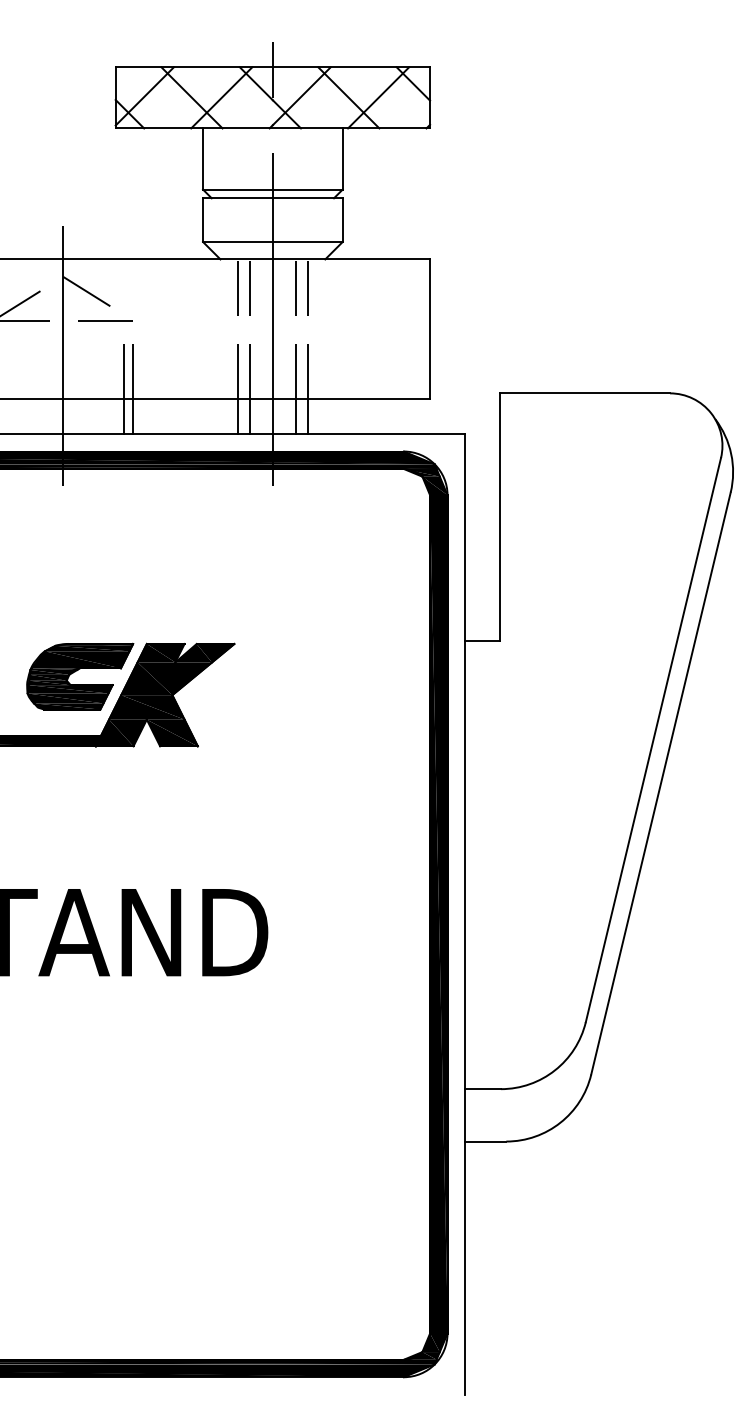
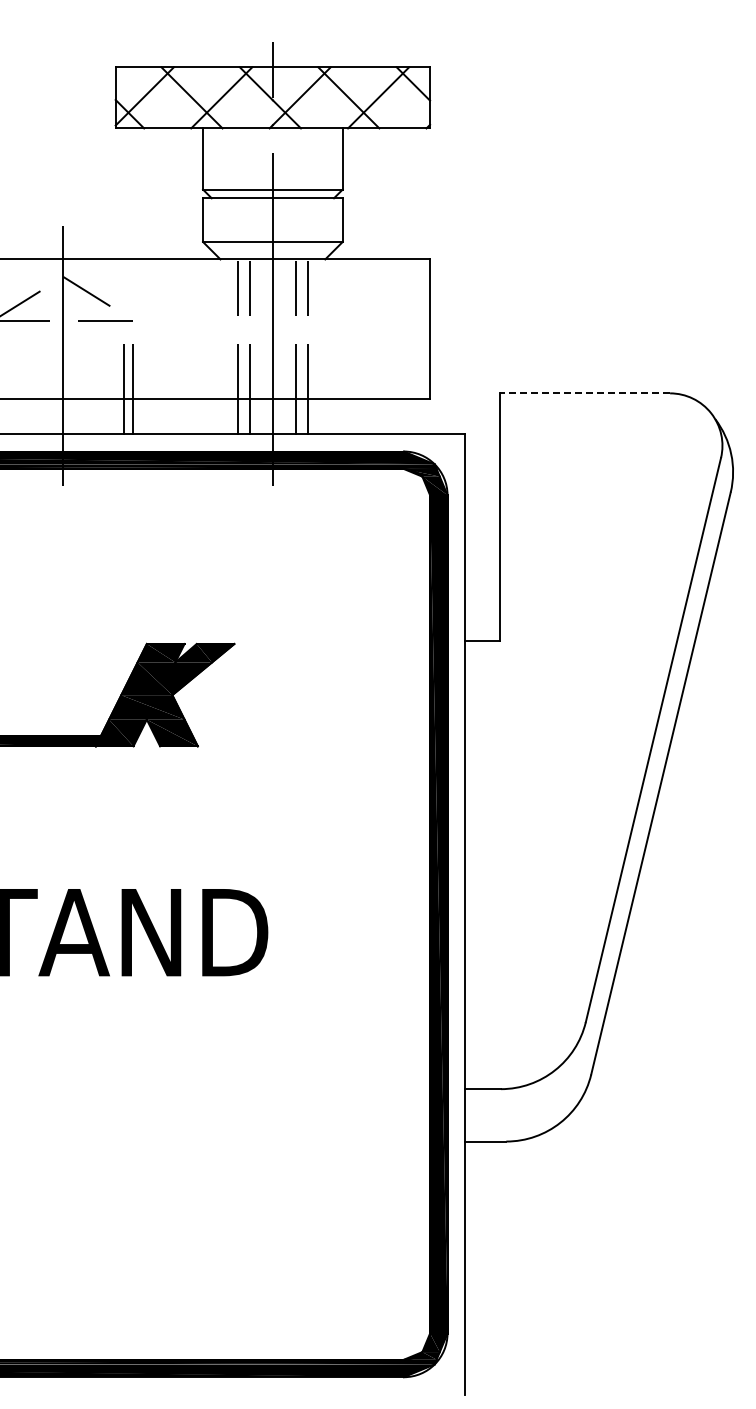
line: solid -> dashed (584, 393)
part: present -> none (80, 676)
